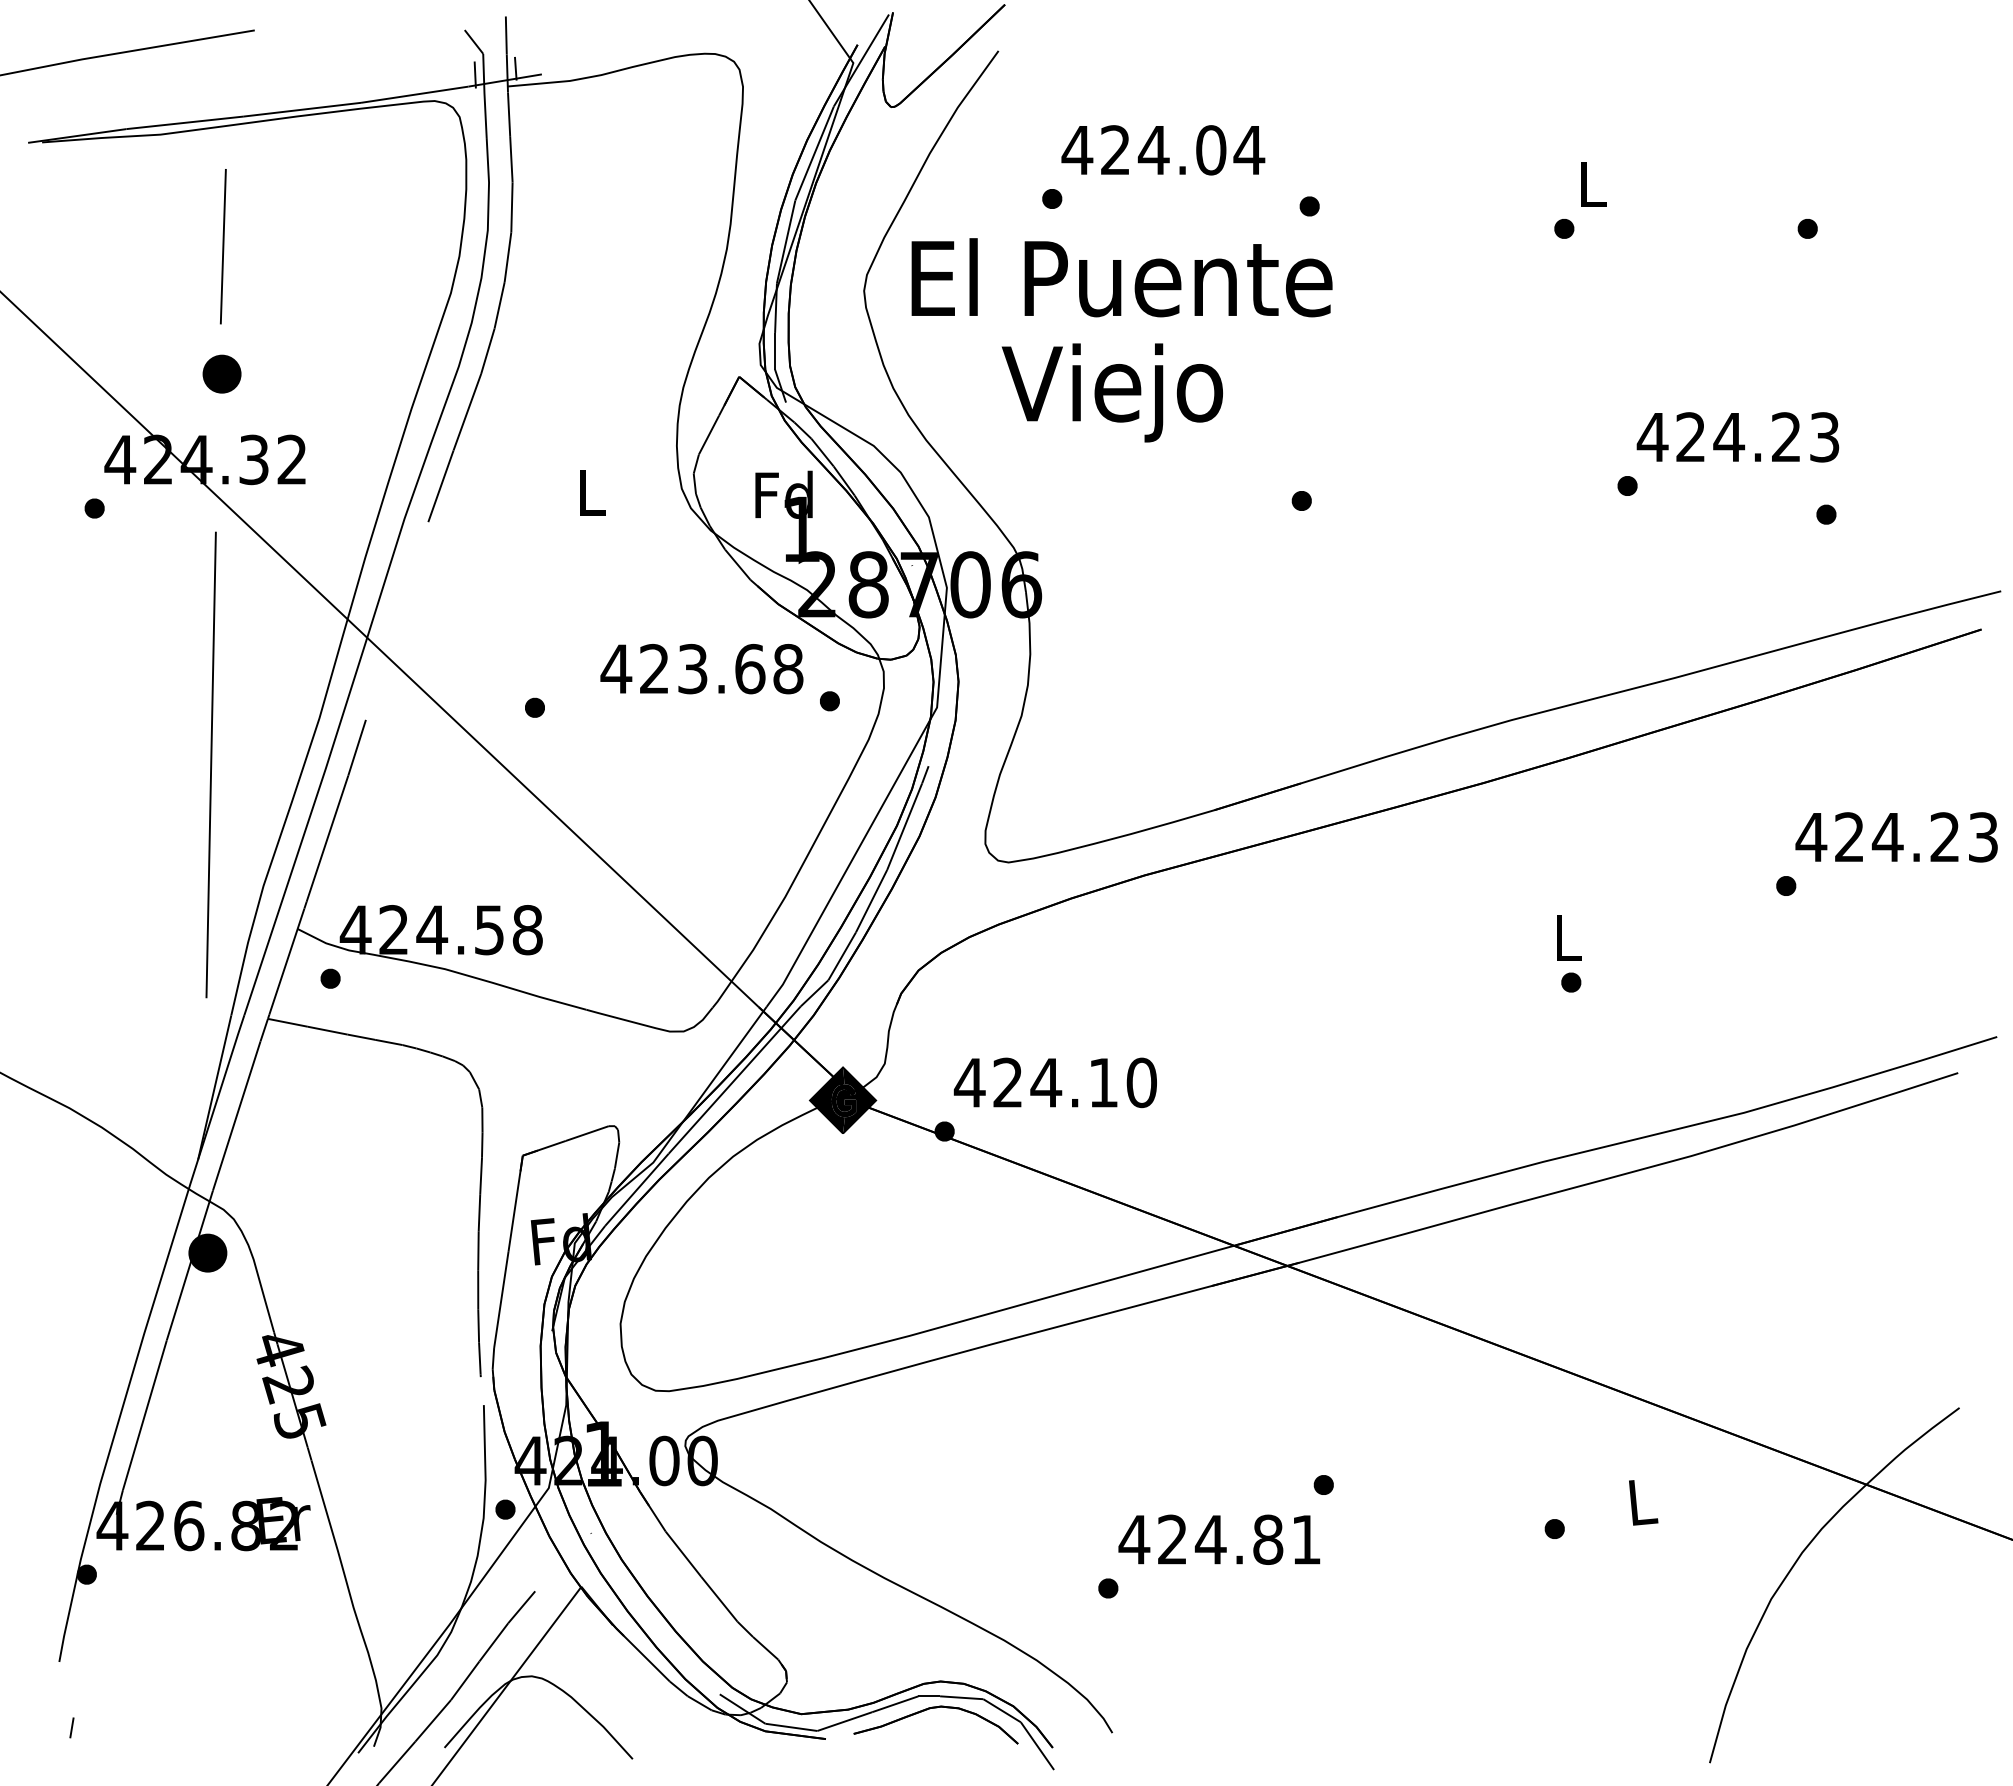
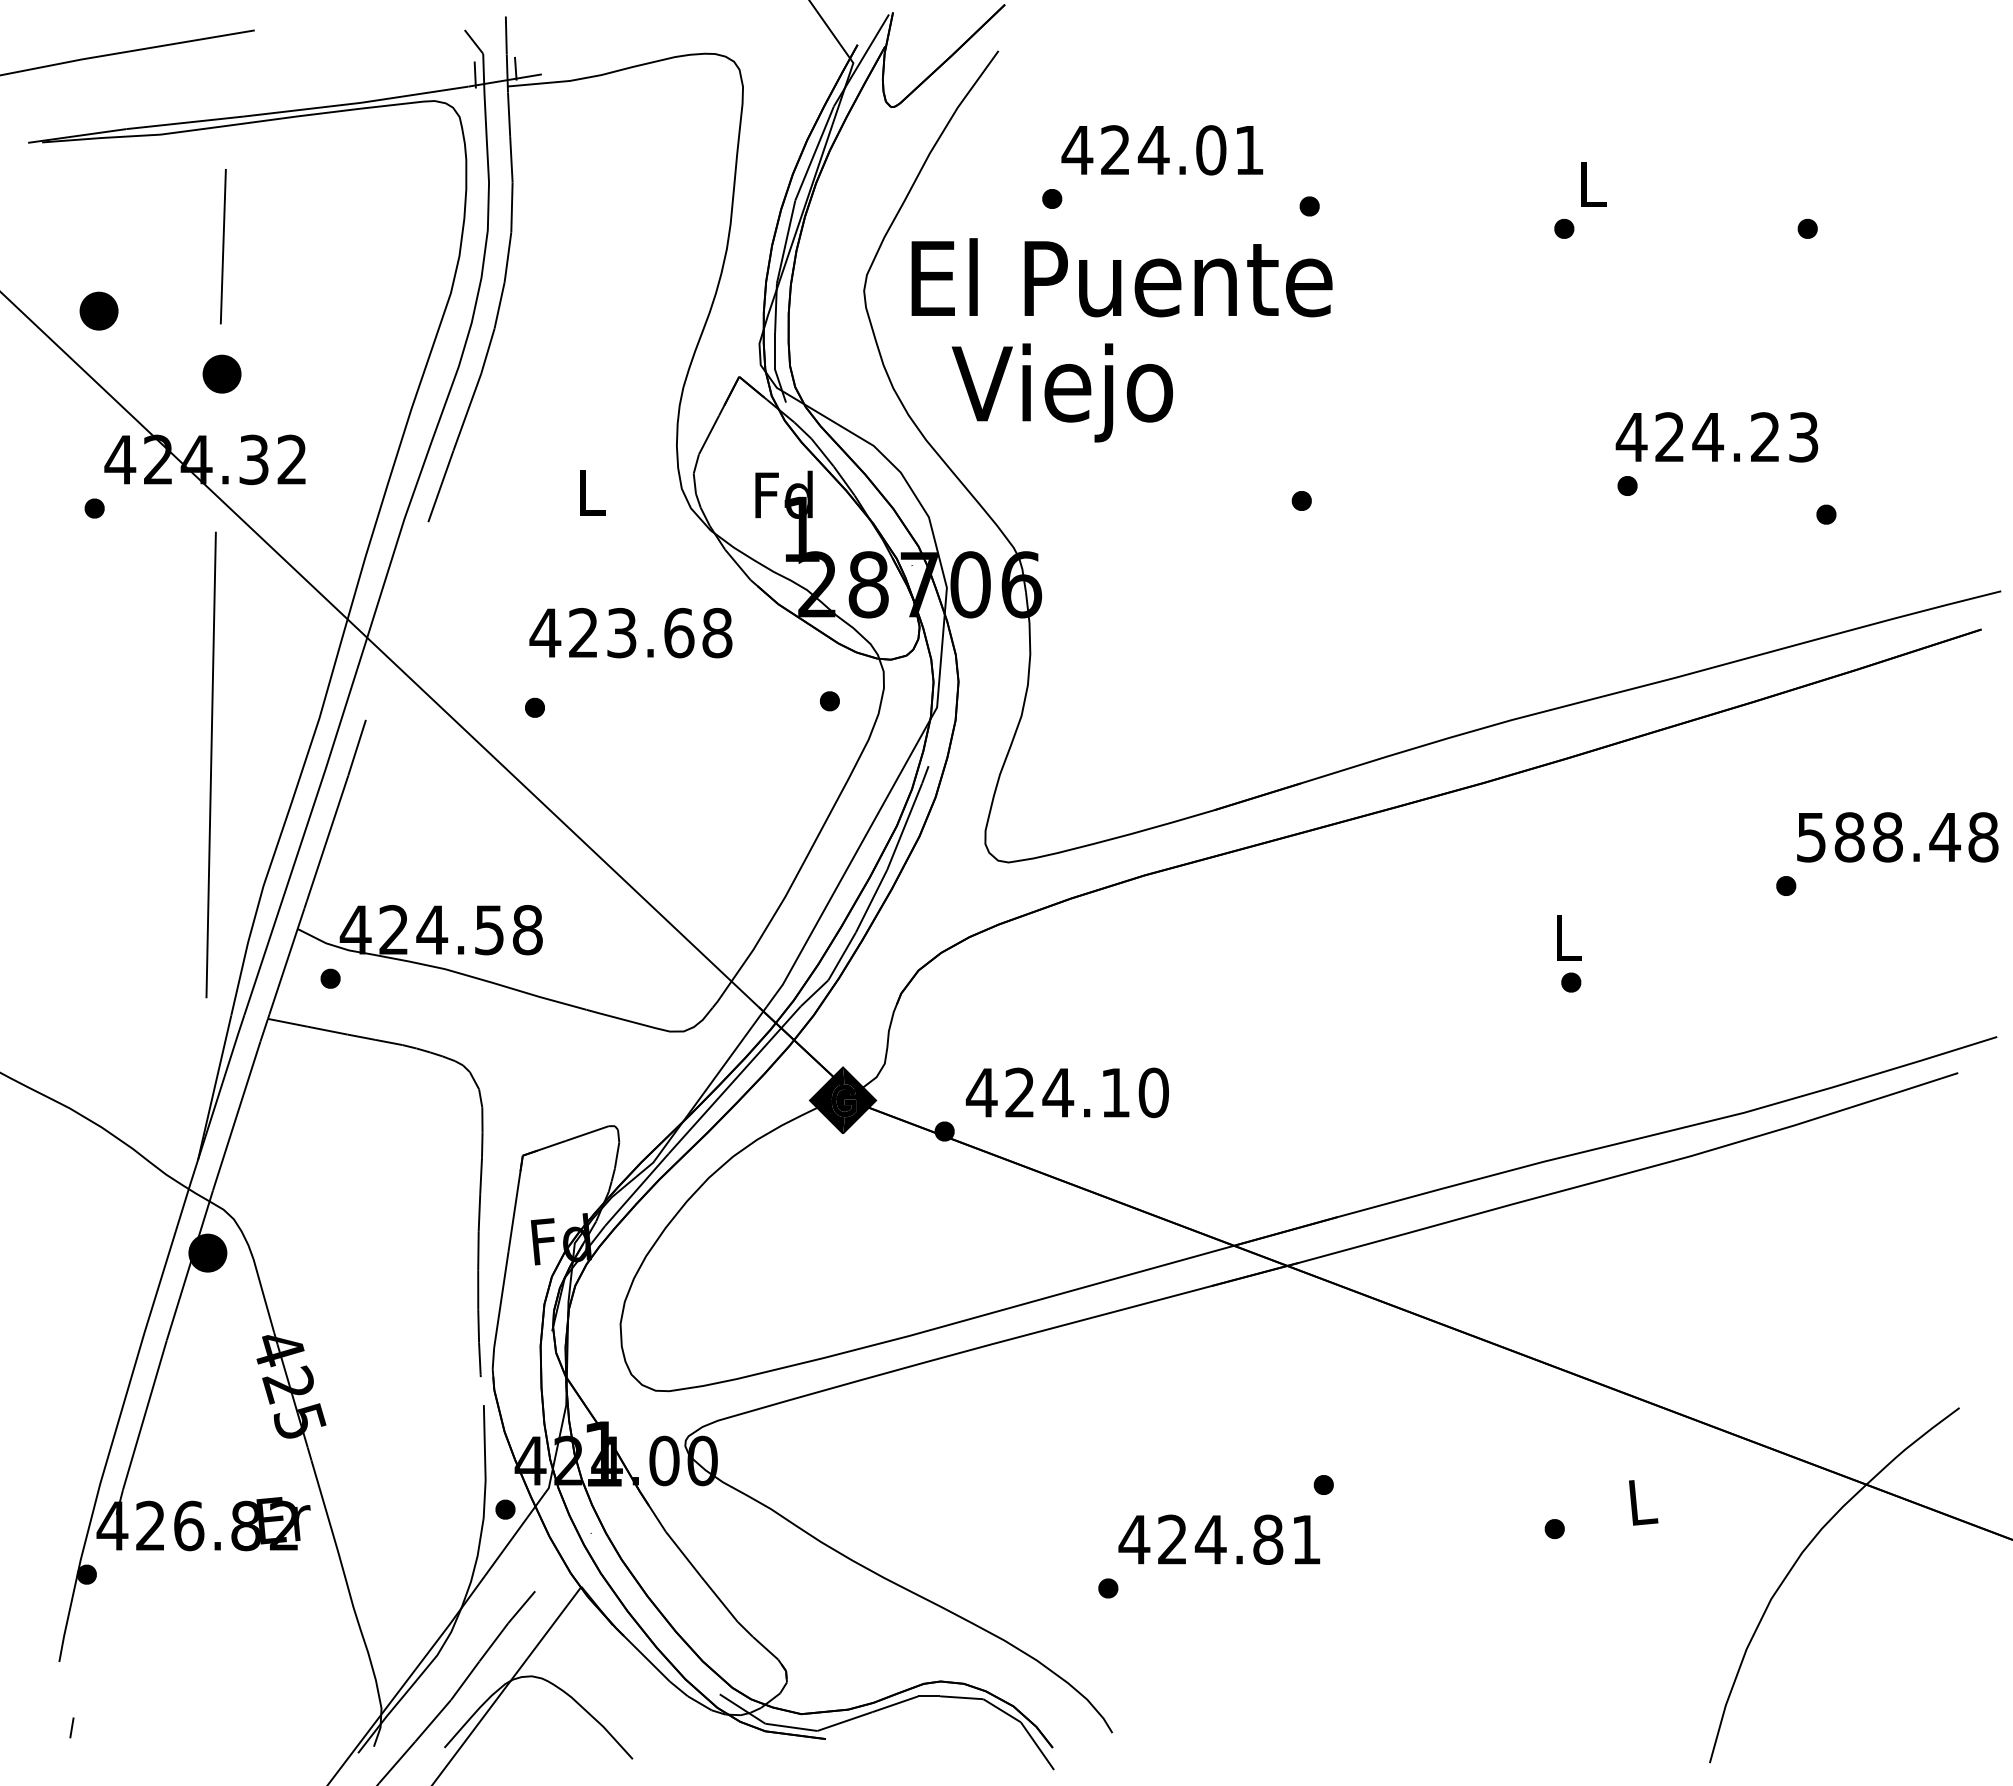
text: 424.04 -> 424.01 (1249, 150)
part: none -> present (98, 310)
text position: (1111, 392) -> (1061, 392) (1061, 392)
text position: (1737, 437) -> (1716, 437) (1716, 437)
text position: (701, 669) -> (630, 633) (630, 633)
text: 424.23 -> 588.48 (1896, 837)
text position: (1054, 1082) -> (1066, 1092) (1066, 1092)
part: present -> none (935, 1708)
